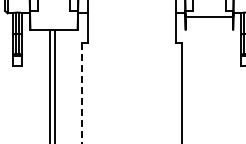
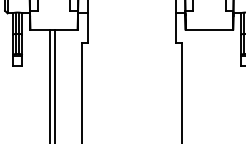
line position: (209, 17) -> (209, 30) (209, 30)
line: dashed -> solid (81, 93)
